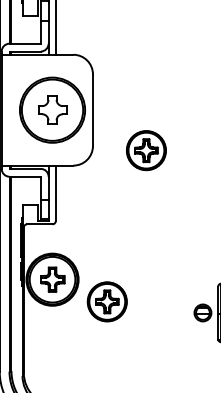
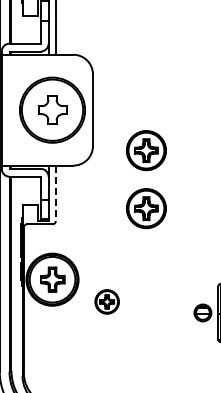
line: solid -> dashed (55, 193)
part: none -> present (146, 208)
part size: 42x42 px -> 26x26 px (106, 301)
